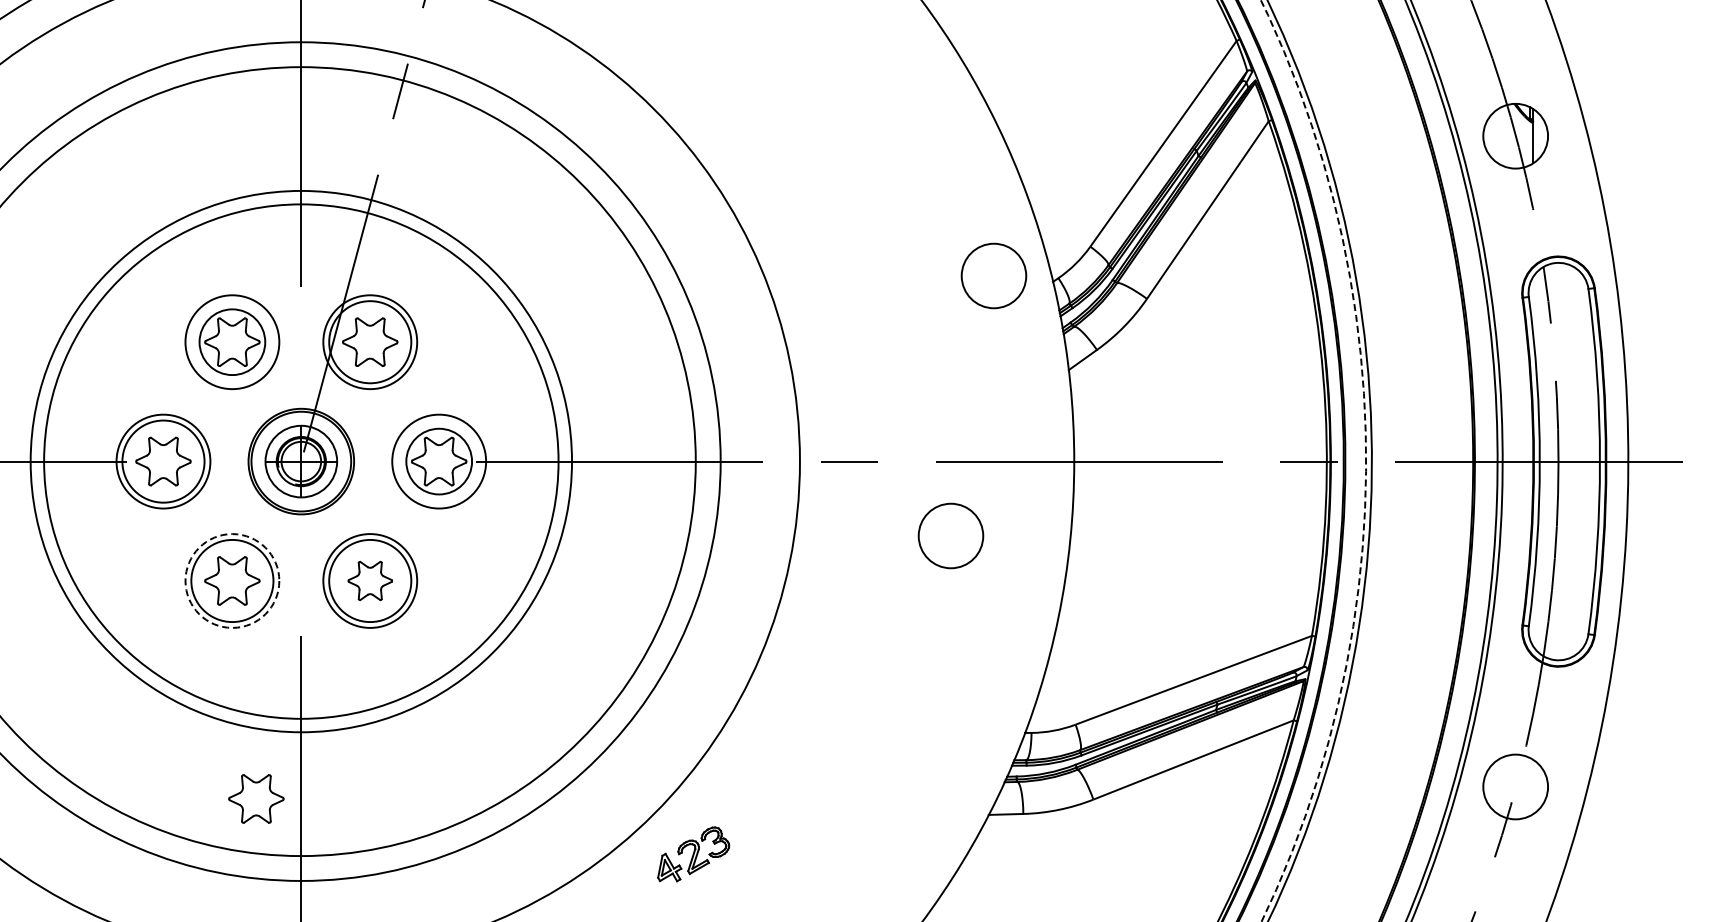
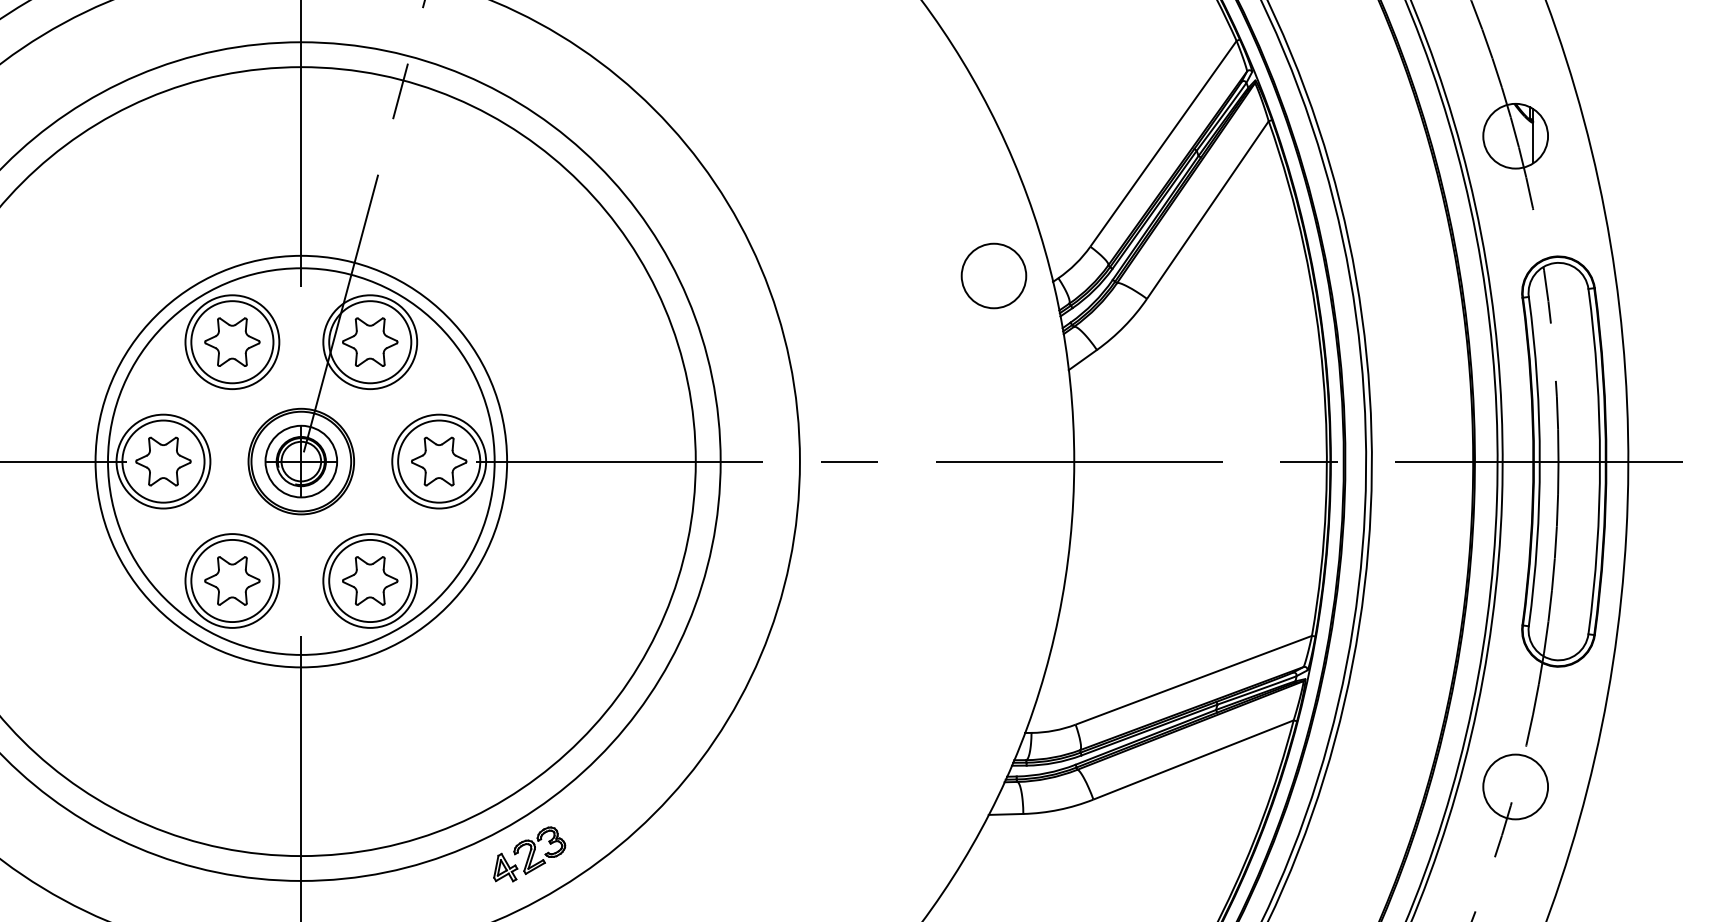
circle diameter: 66 px -> 82 px (232, 342)
arc: dashed -> solid (1366, 460)
circle diameter: 514 px -> 412 px (301, 461)
circle diameter: 541 px -> 387 px (301, 461)
circle diameter: 66 px -> 82 px (439, 461)
circle: present -> none (950, 535)
circle: dashed -> solid (232, 580)
part size: 46x42 px -> 57x50 px (370, 580)
part: present -> none (256, 798)
part position: (693, 854) -> (529, 854) (529, 854)
